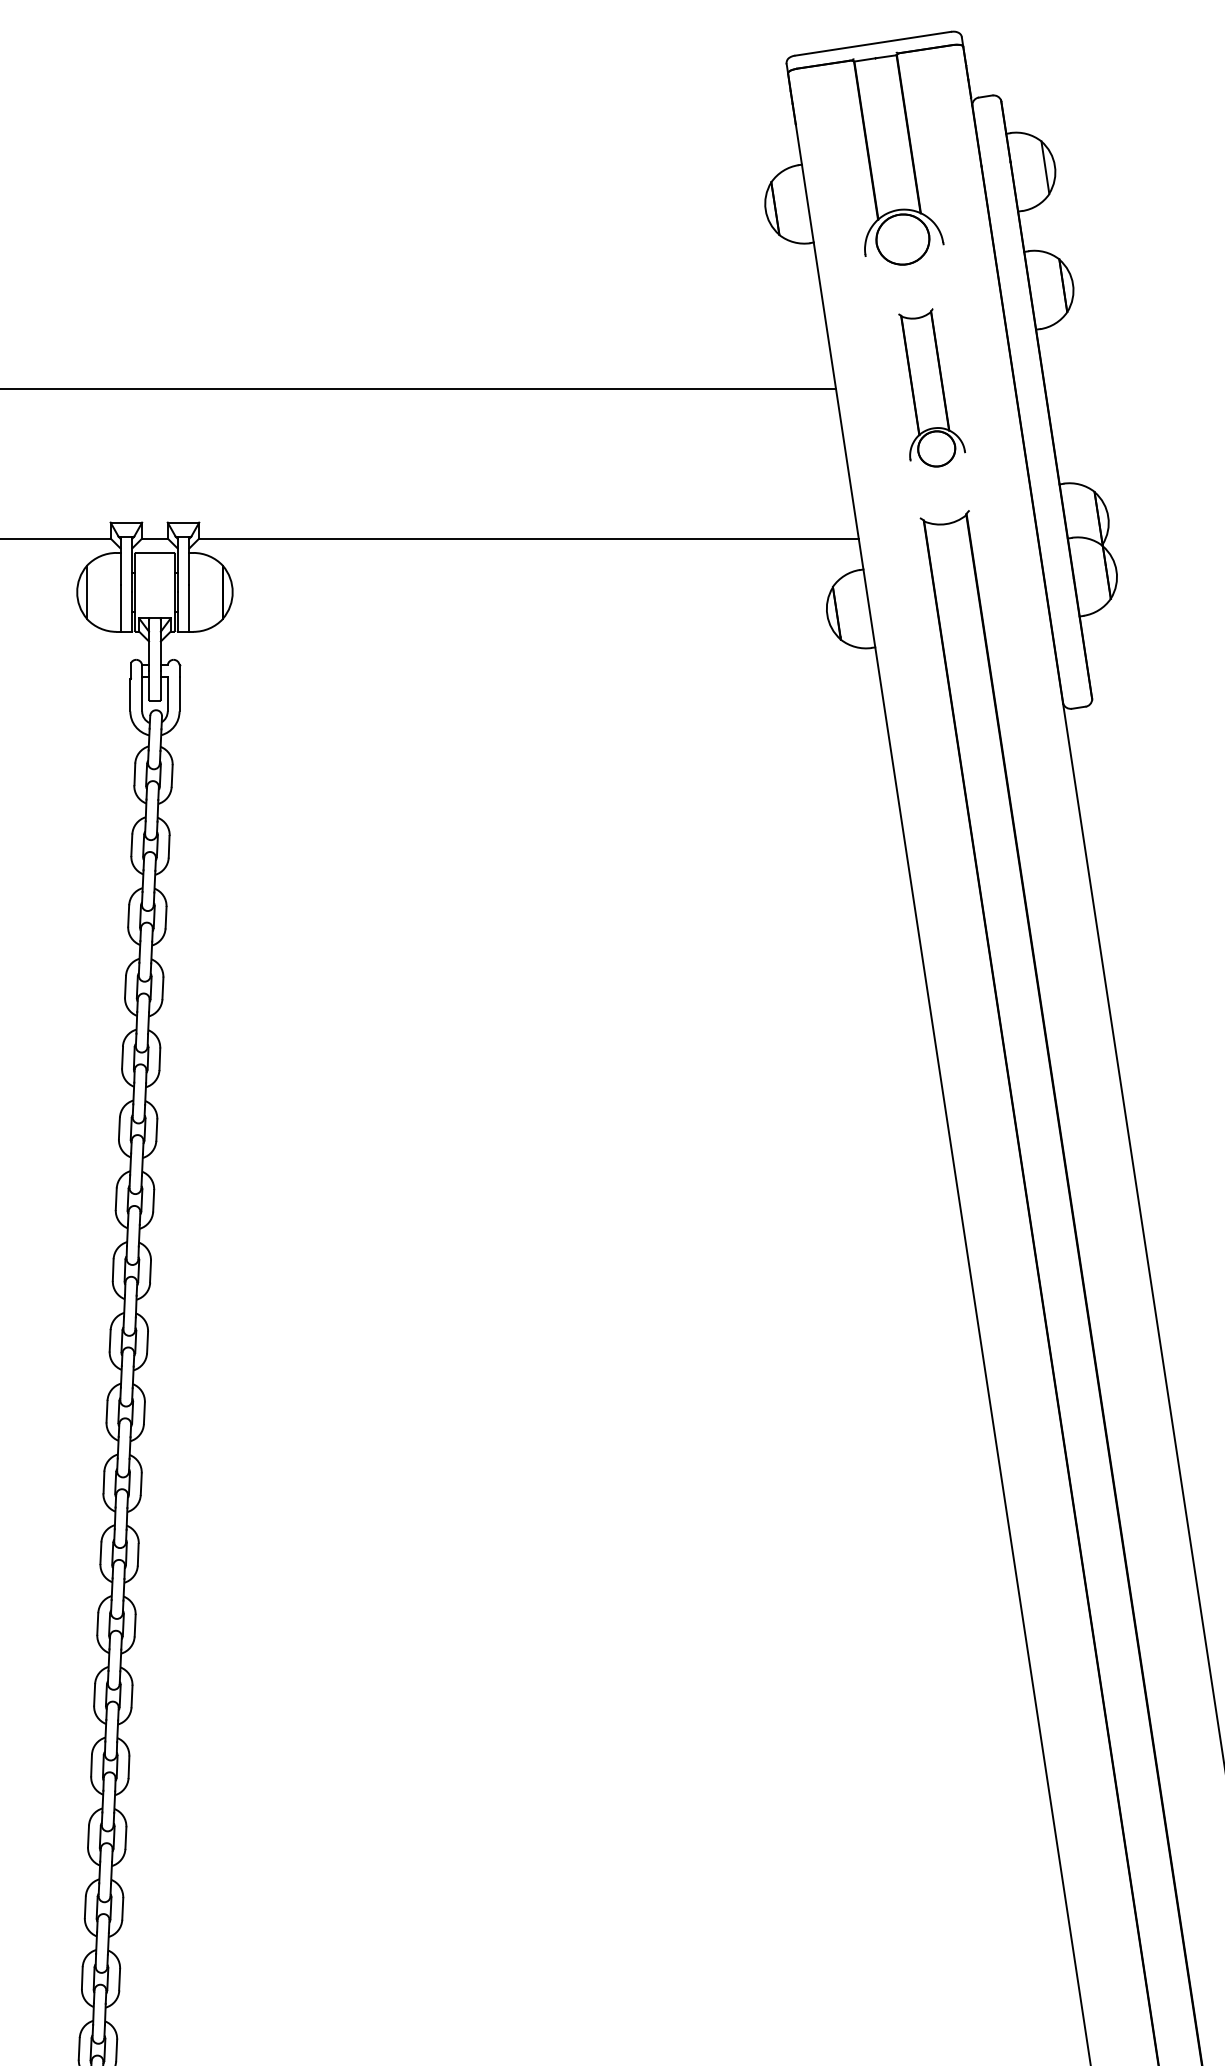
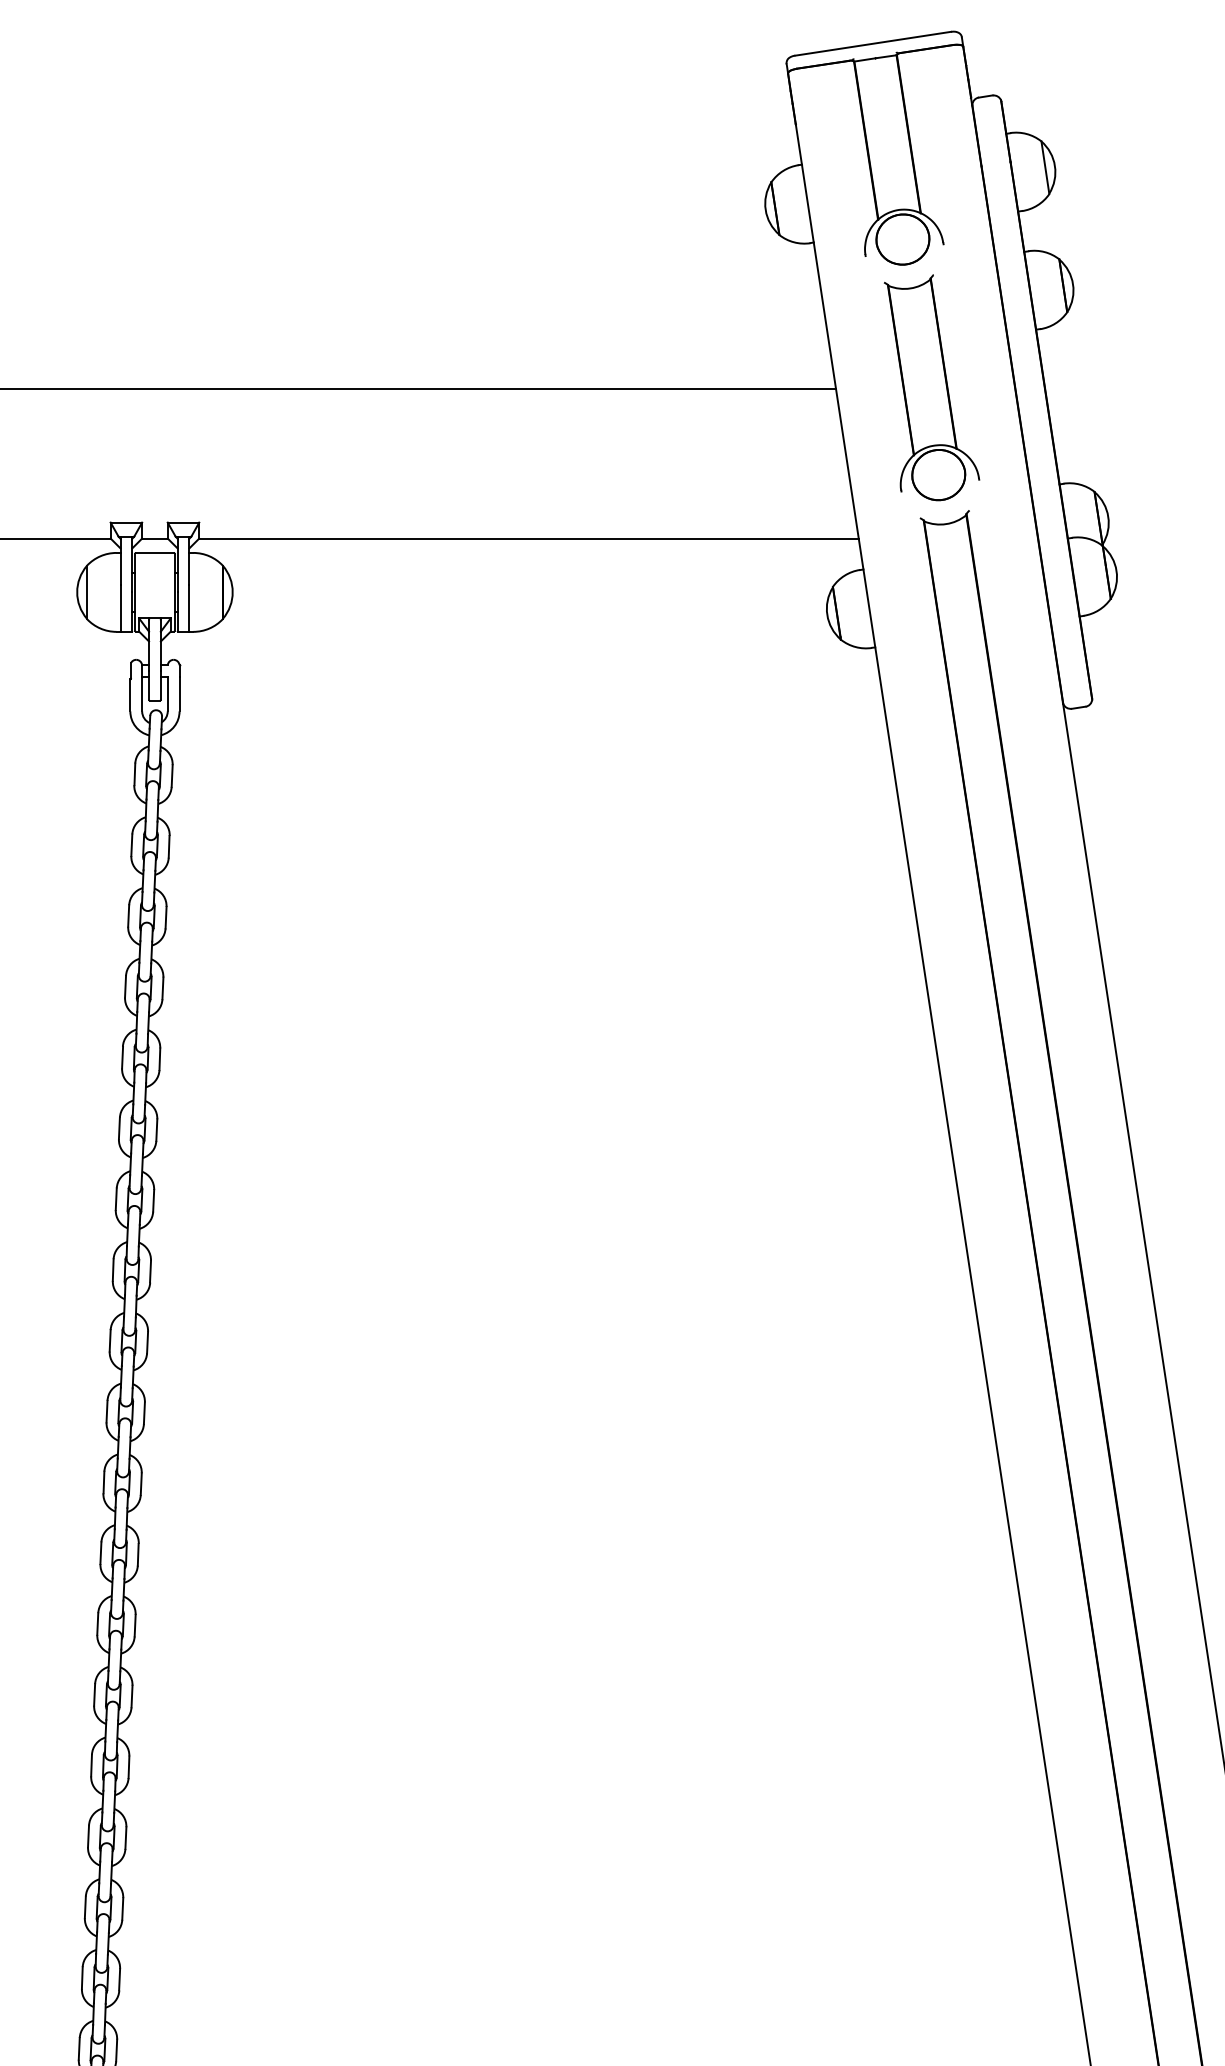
part size: 68x160 px -> 98x228 px (931, 387)
